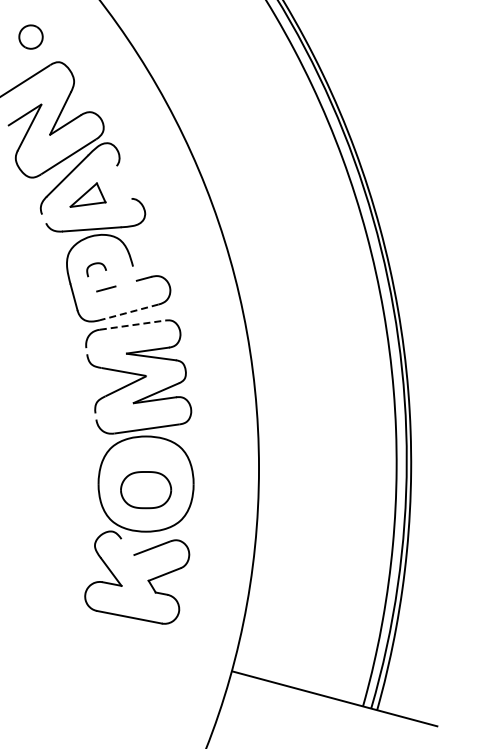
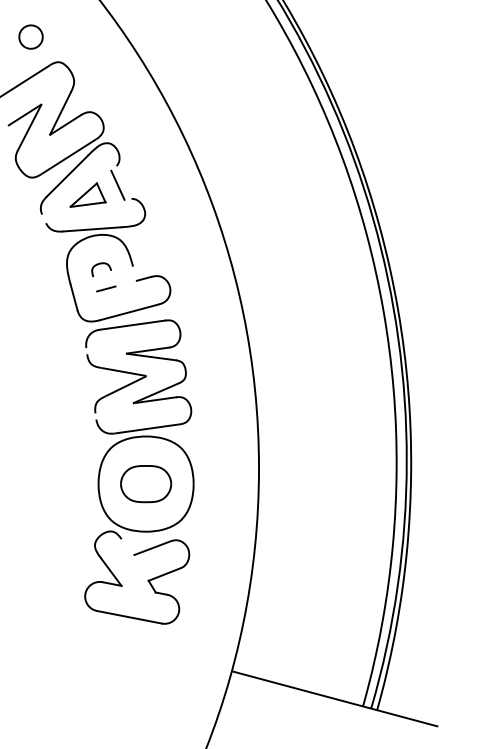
line: none -> present (117, 184)
curve position: (96, 264) -> (101, 264) (101, 264)
line: dashed -> solid (128, 312)
line: dashed -> solid (133, 325)
part position: (146, 490) -> (146, 484) (146, 484)
